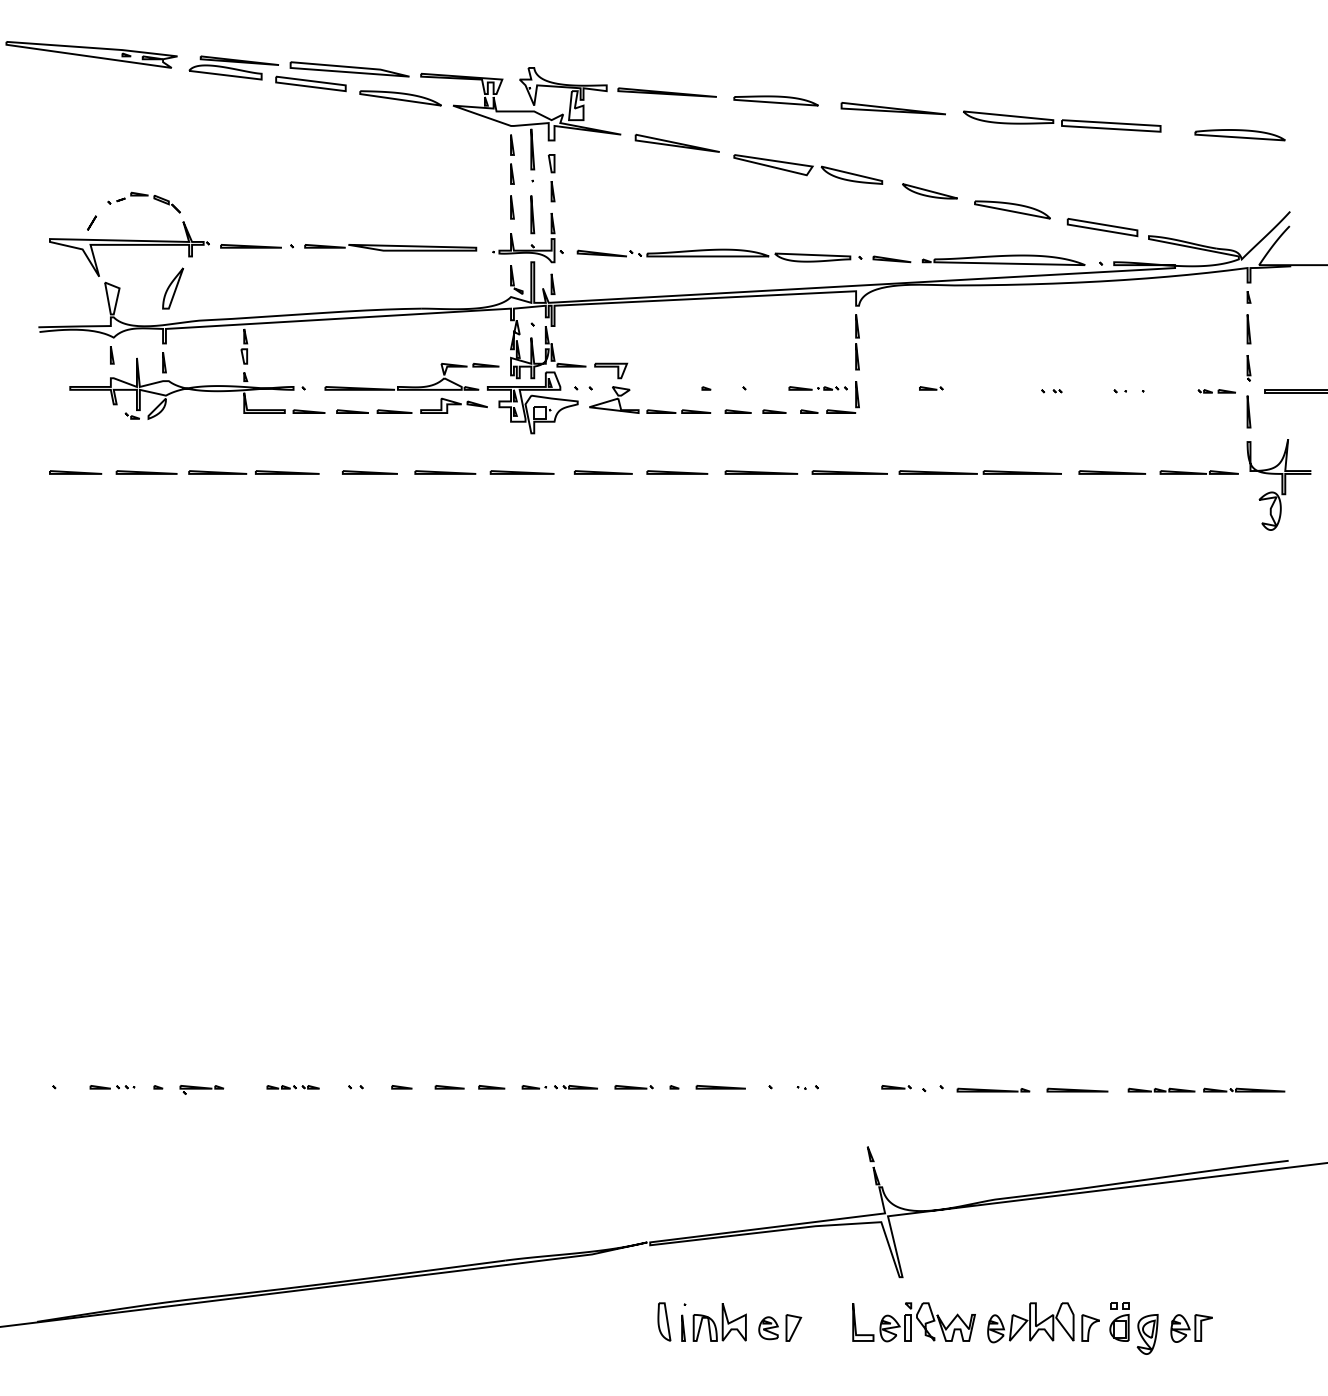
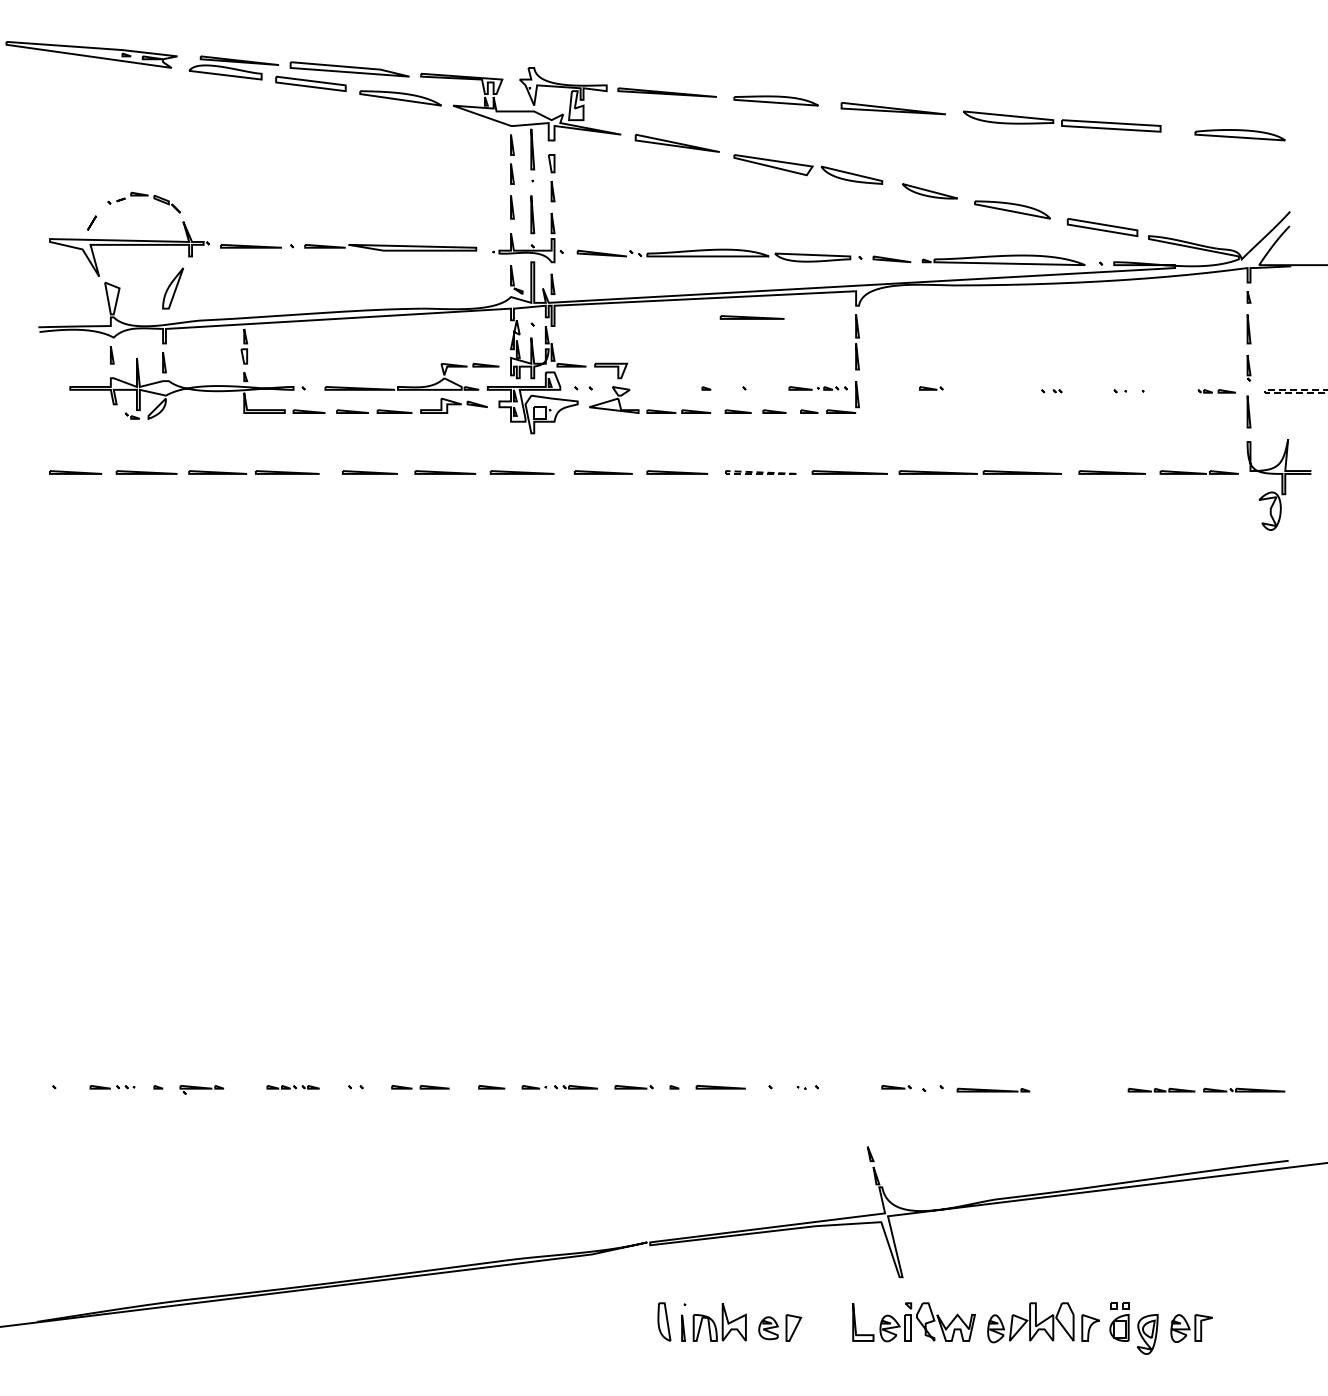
line: none -> present (751, 317)
line: solid -> dashed (1264, 391)
line: solid -> dashed (797, 473)
line position: (449, 1087) -> (434, 1087) (434, 1087)
part: present -> none (1077, 1089)
